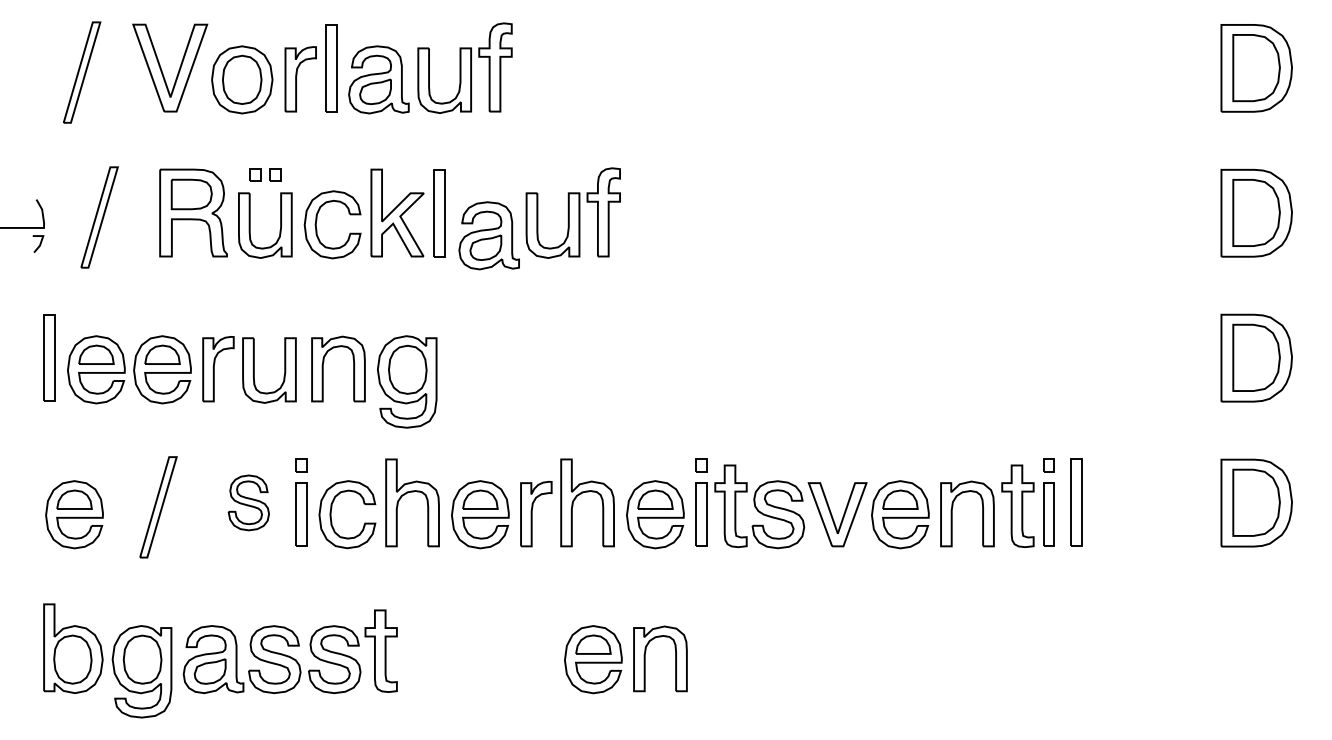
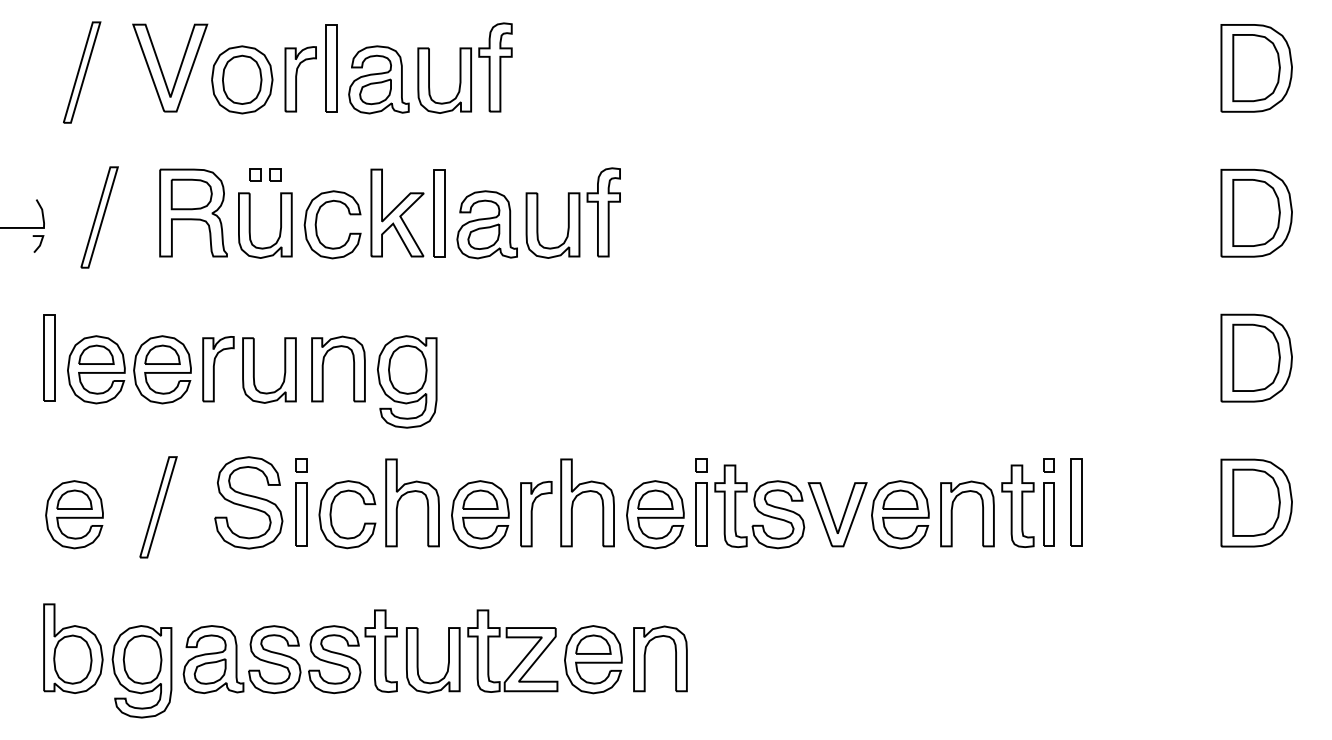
part position: (488, 235) -> (486, 224) (486, 224)
part size: 43x58 px -> 70x94 px (248, 502)
part: none -> present (482, 651)
